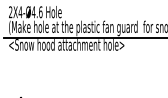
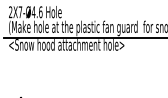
text: 2X4-Ø4.6 -> 2X7-Ø4.6 (20, 12)
